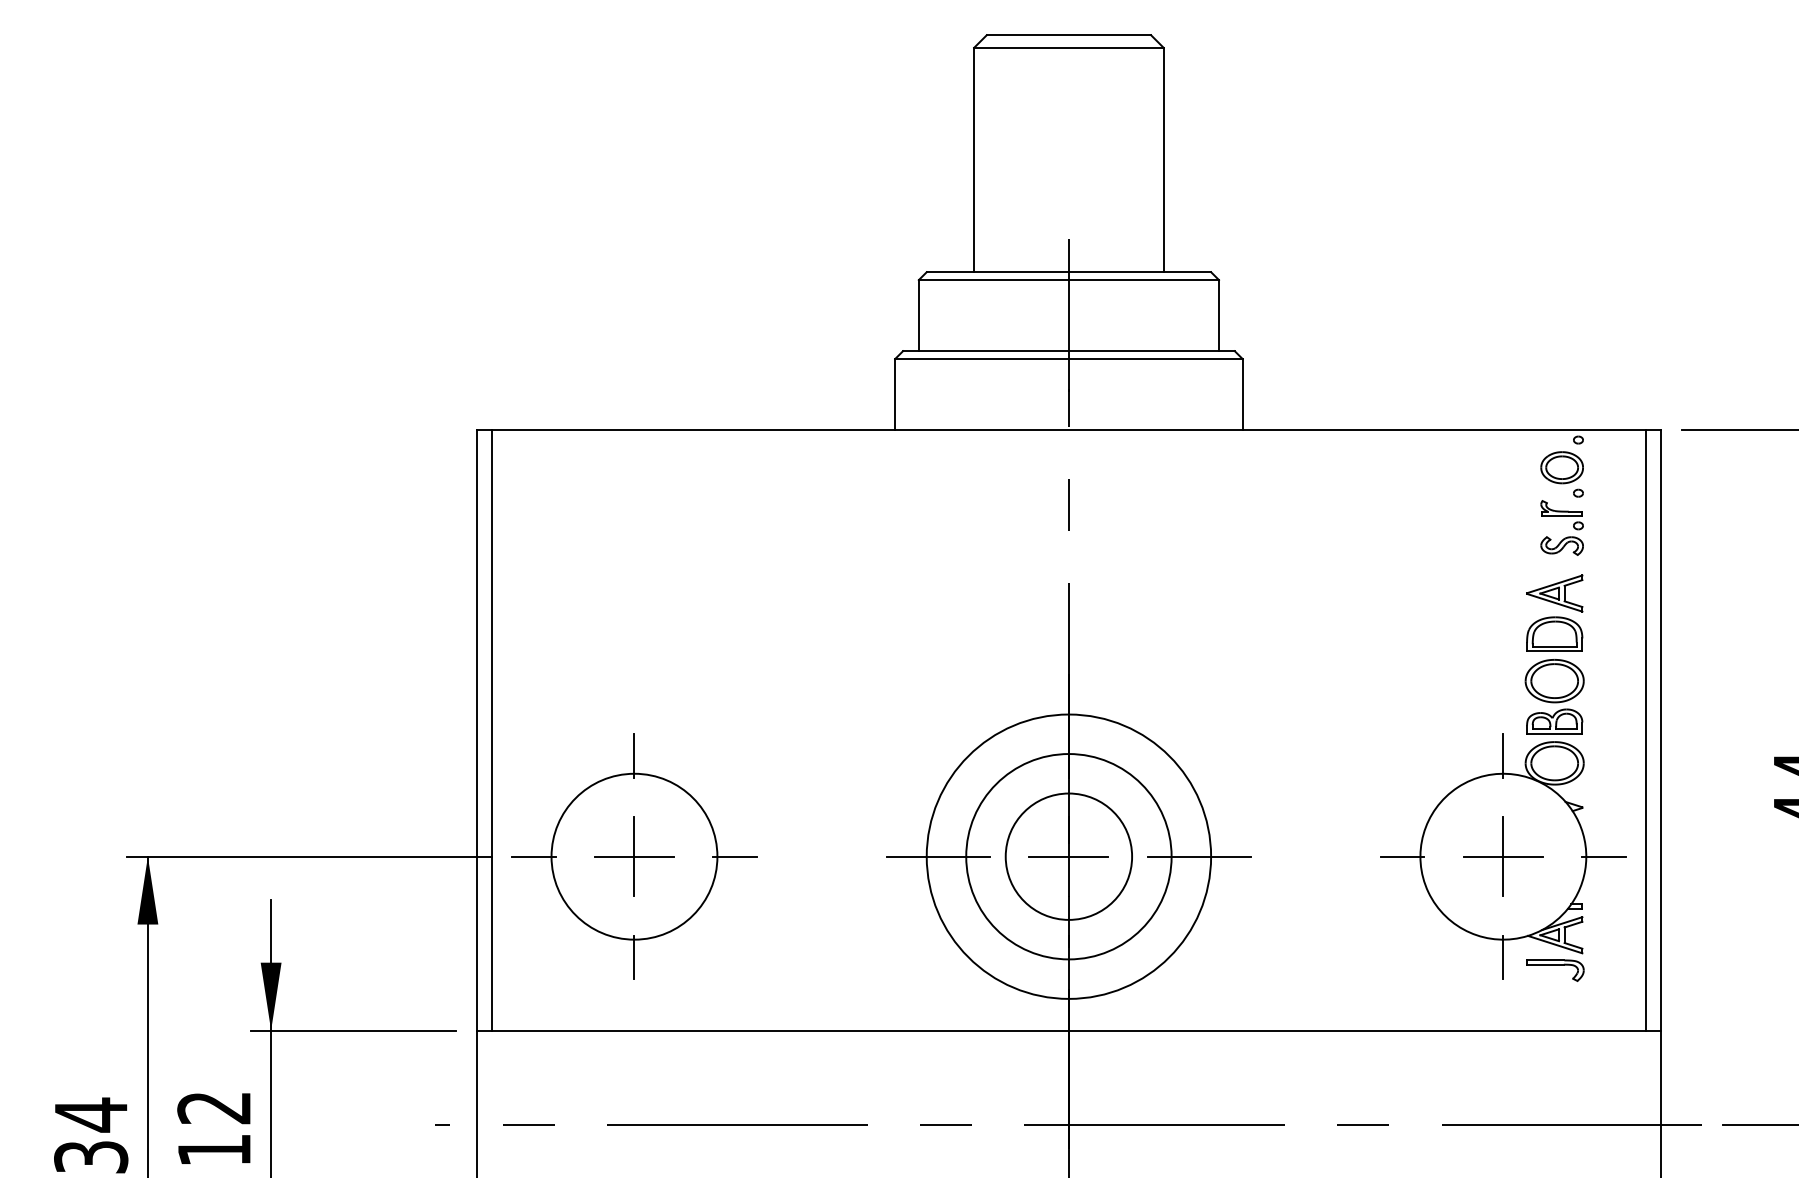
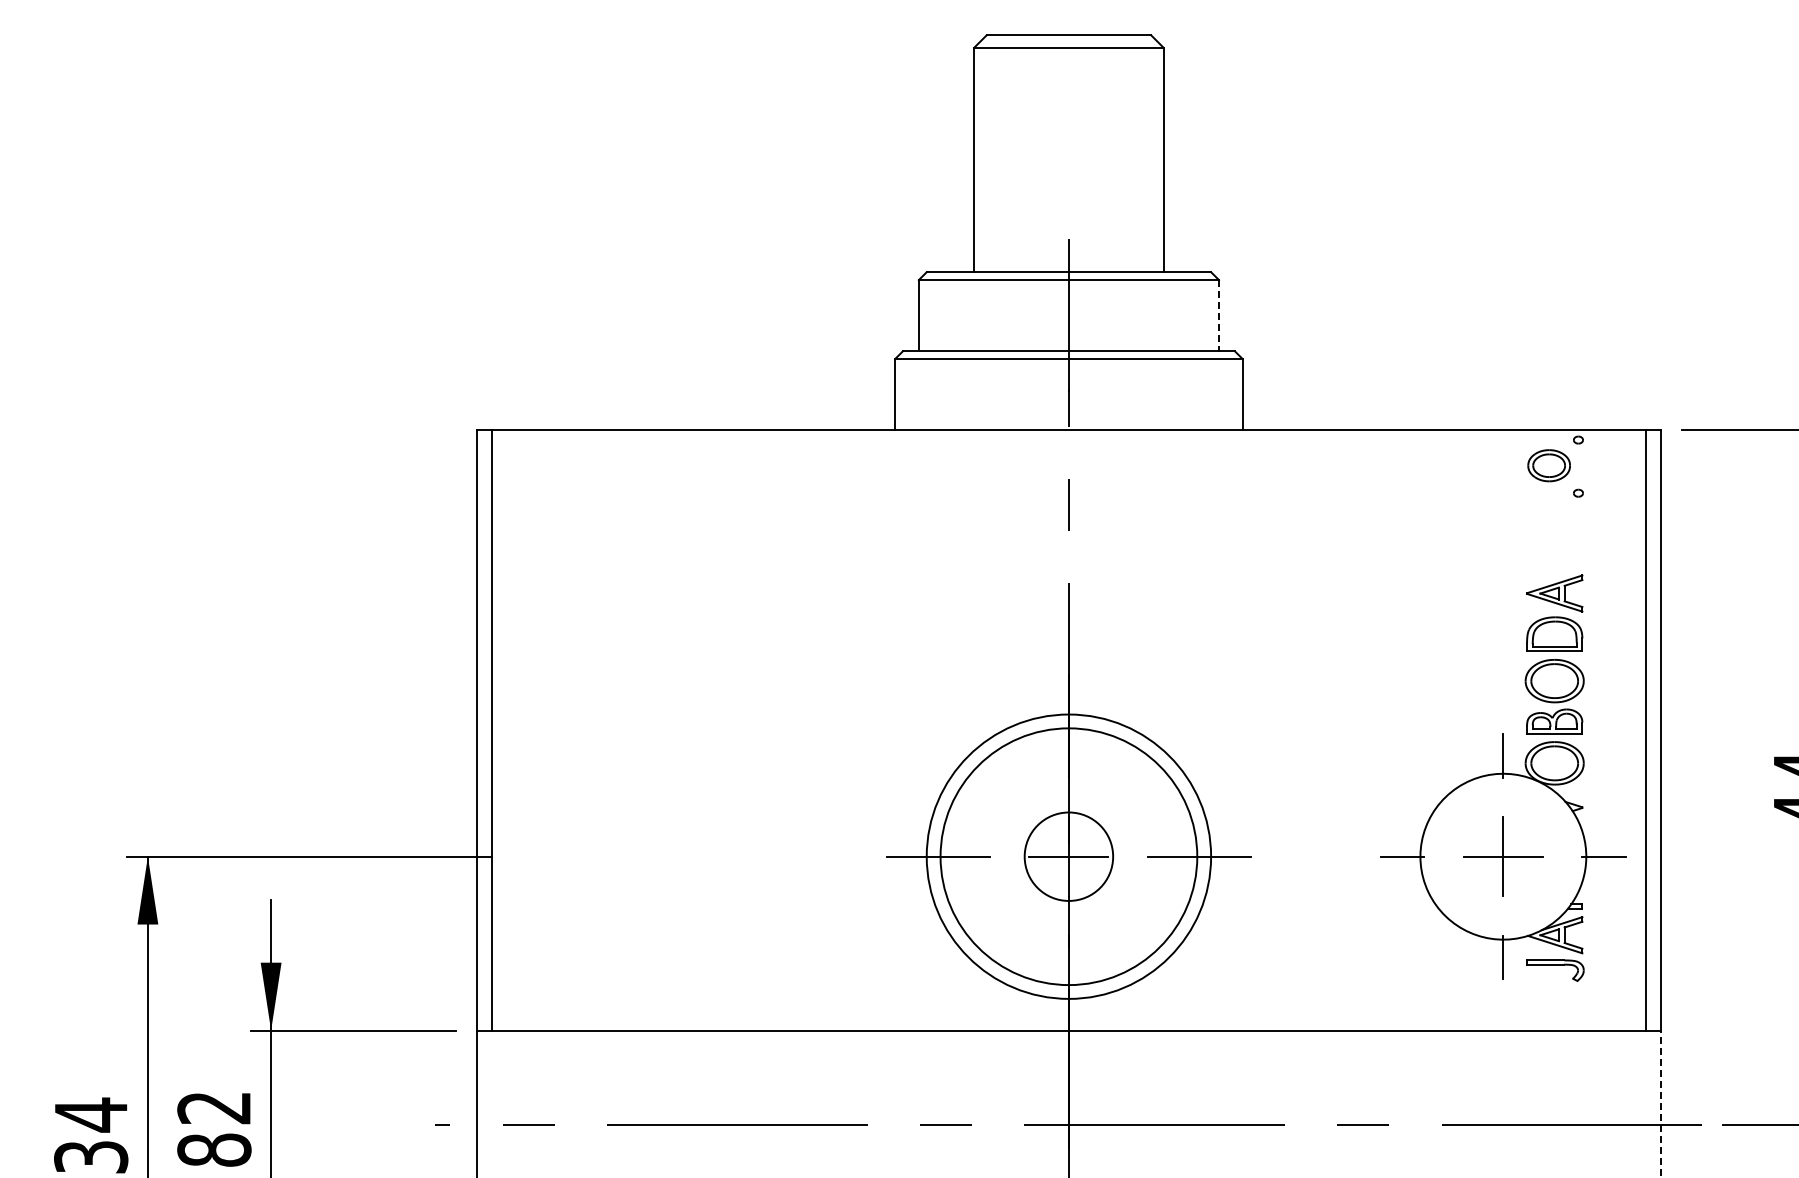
line: solid -> dashed (1219, 315)
part position: (1561, 467) -> (1548, 465) (1548, 465)
part: present -> none (1565, 537)
part: present -> none (634, 856)
circle diameter: 126 px -> 88 px (1068, 856)
circle diameter: 205 px -> 257 px (1068, 856)
line: solid -> dashed (1661, 1103)
text: 12 -> 82 (214, 1149)
